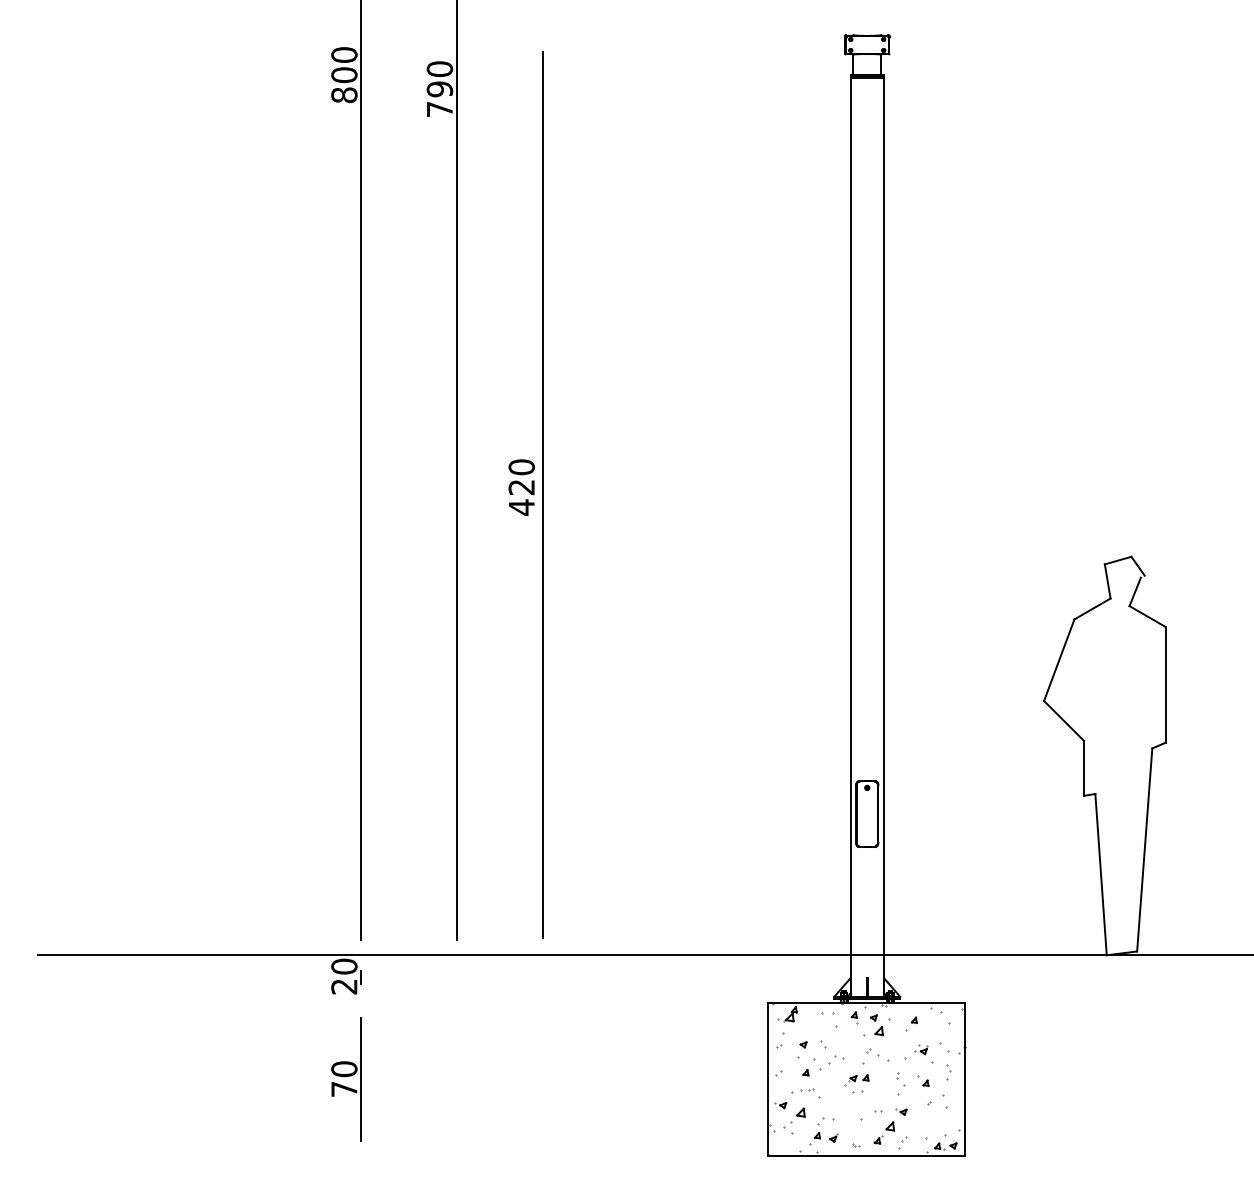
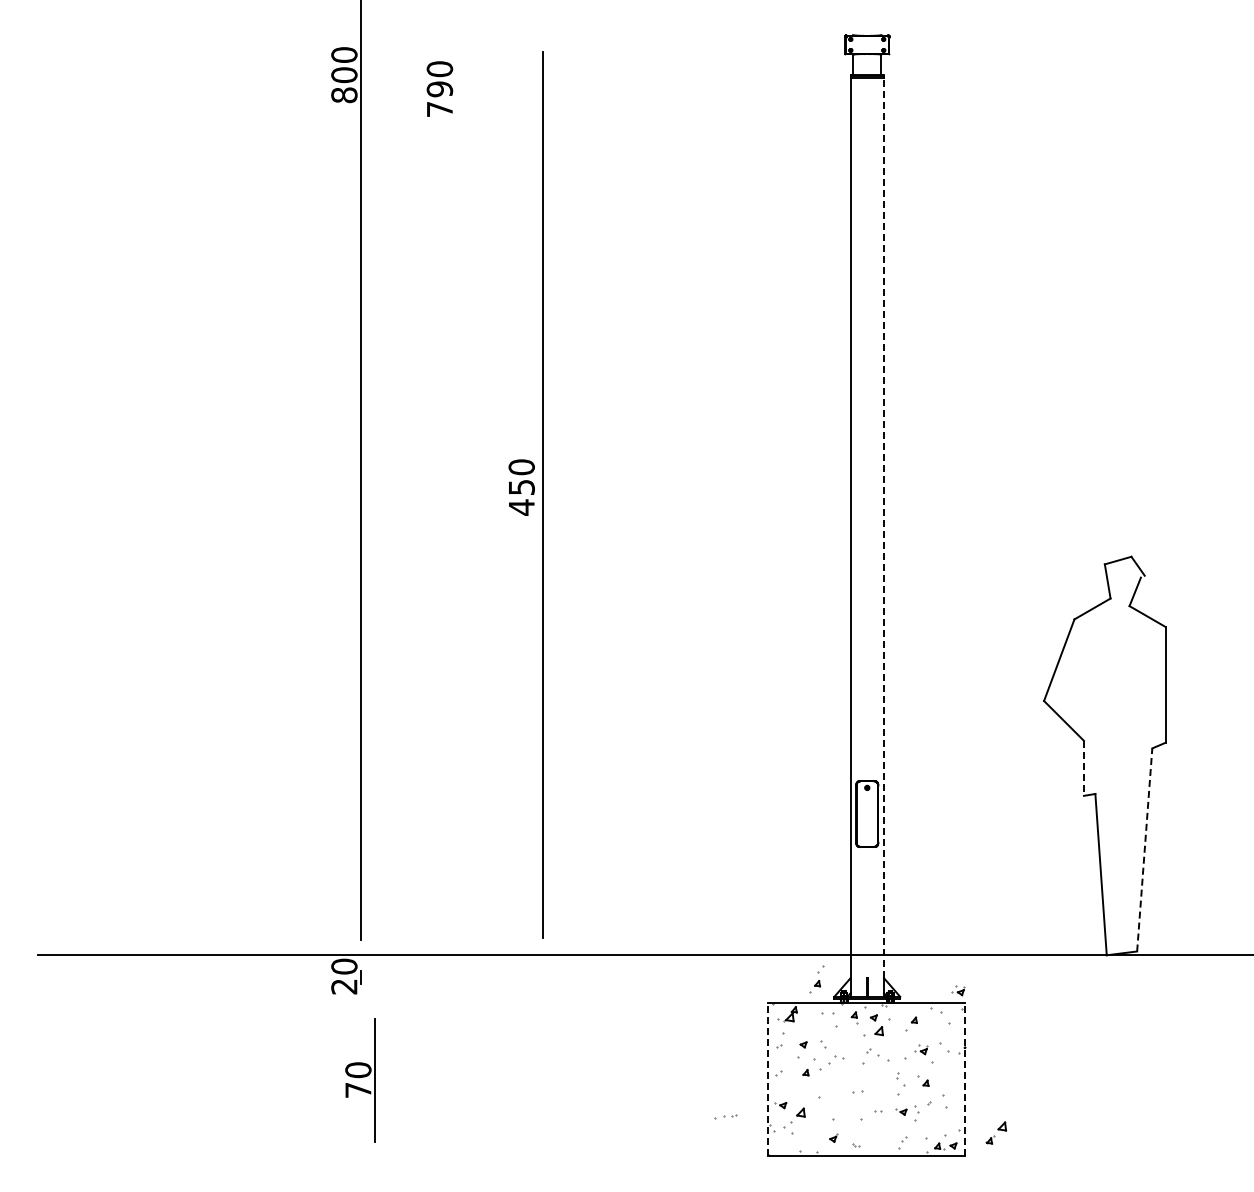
line: present -> none (456, 470)
text: 420 -> 450 (521, 487)
line: solid -> dashed (884, 526)
line: solid -> dashed (1083, 768)
line: solid -> dashed (1144, 849)
part: none -> present (958, 990)
part position: (948, 1072) -> (916, 1113) (916, 1113)
part position: (346, 1079) -> (360, 1080) (360, 1080)
line: solid -> dashed (767, 1079)
line: solid -> dashed (965, 1079)
part: present -> none (856, 1080)
part position: (802, 1090) -> (725, 1116) (725, 1116)
part position: (816, 1131) -> (816, 979) (816, 979)
part position: (883, 1132) -> (995, 1132) (995, 1132)
